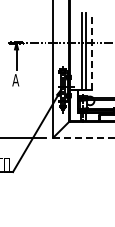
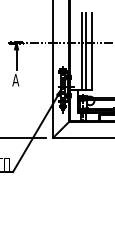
line: dashed -> solid (91, 50)
line: dashed -> solid (83, 138)
